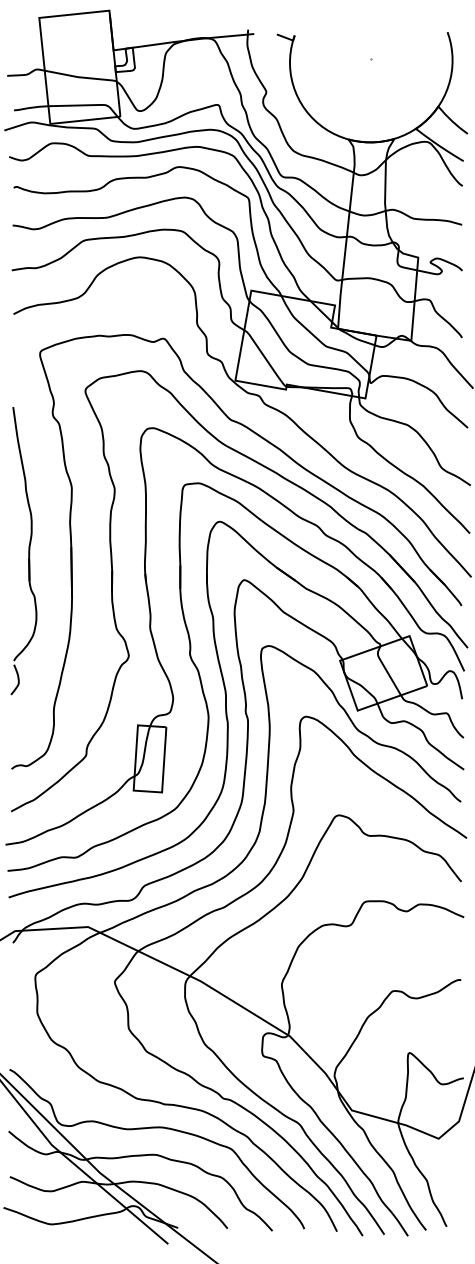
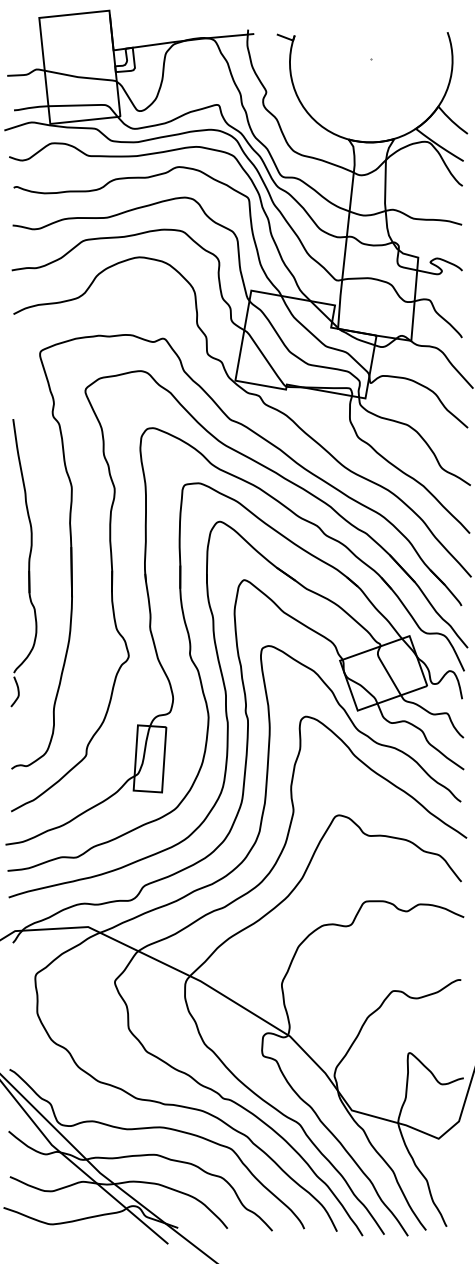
part position: (23, 551) -> (23, 563) (23, 563)
